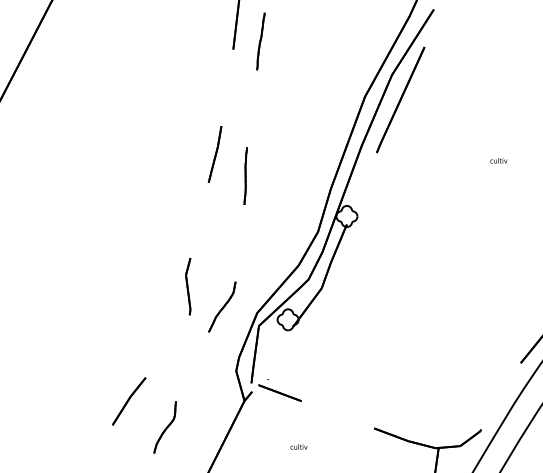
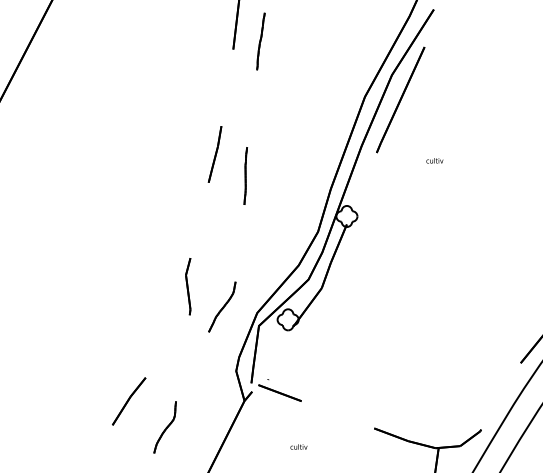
text position: (498, 160) -> (434, 160) (434, 160)
